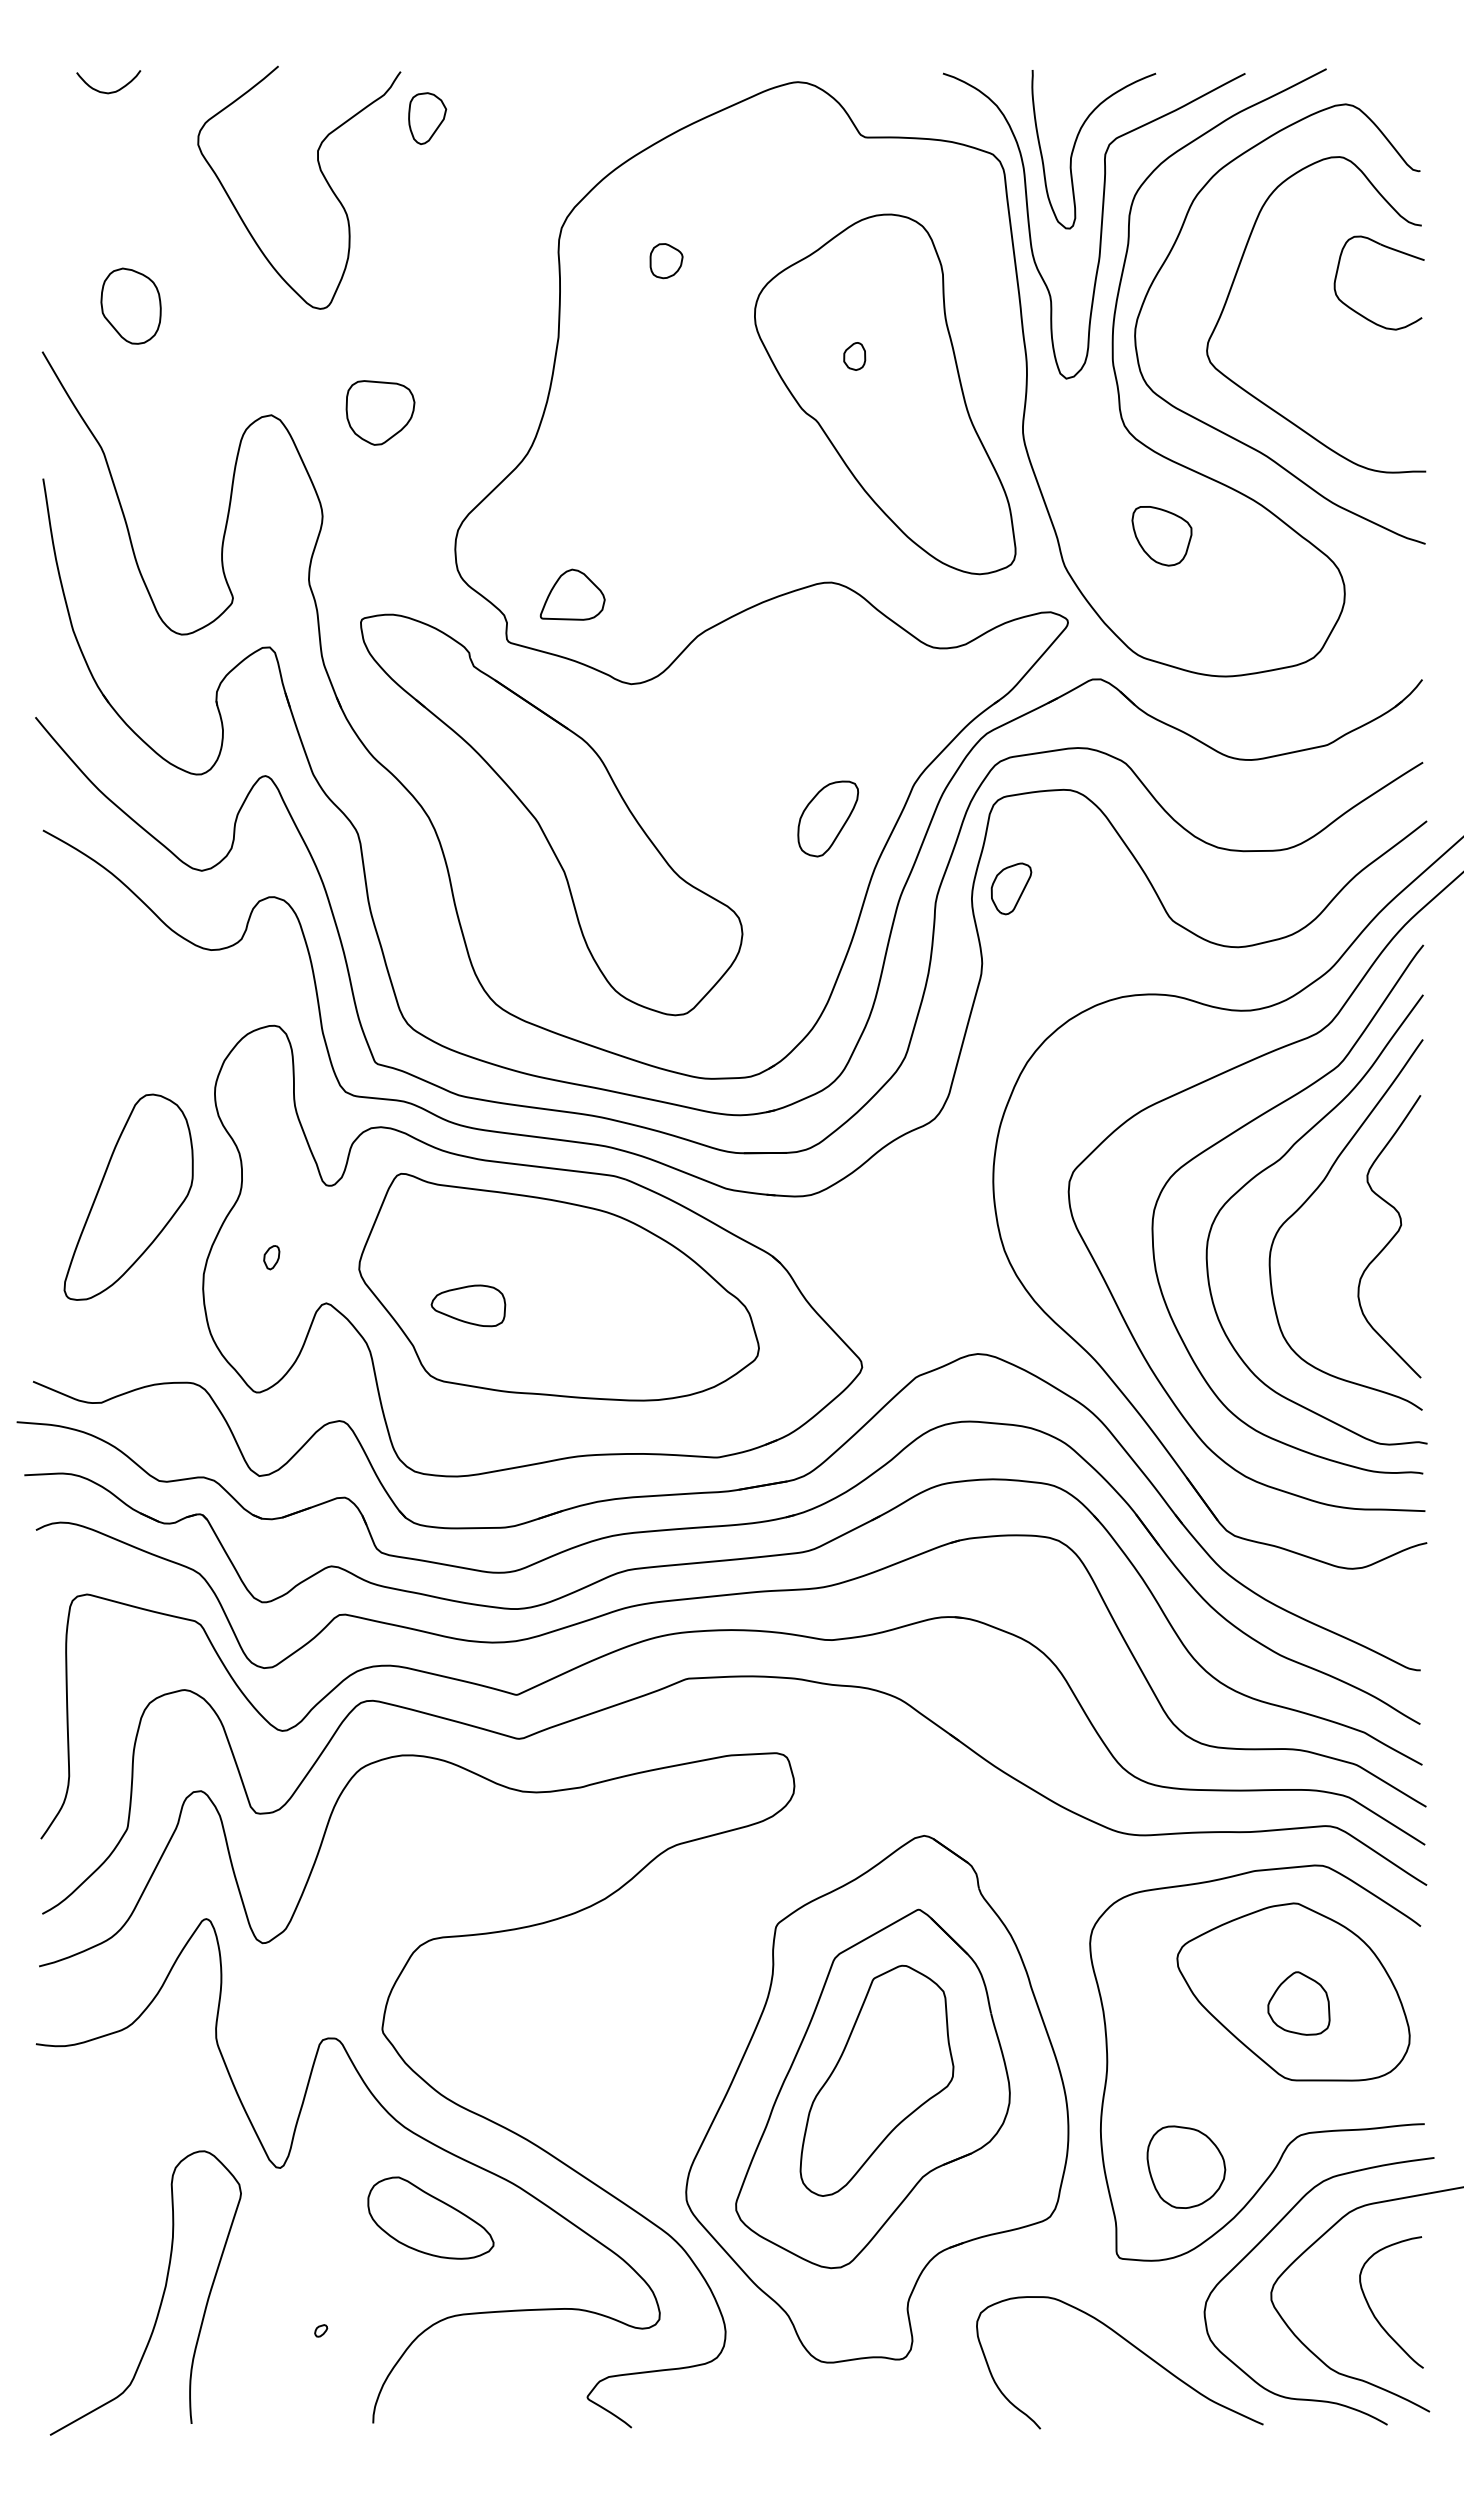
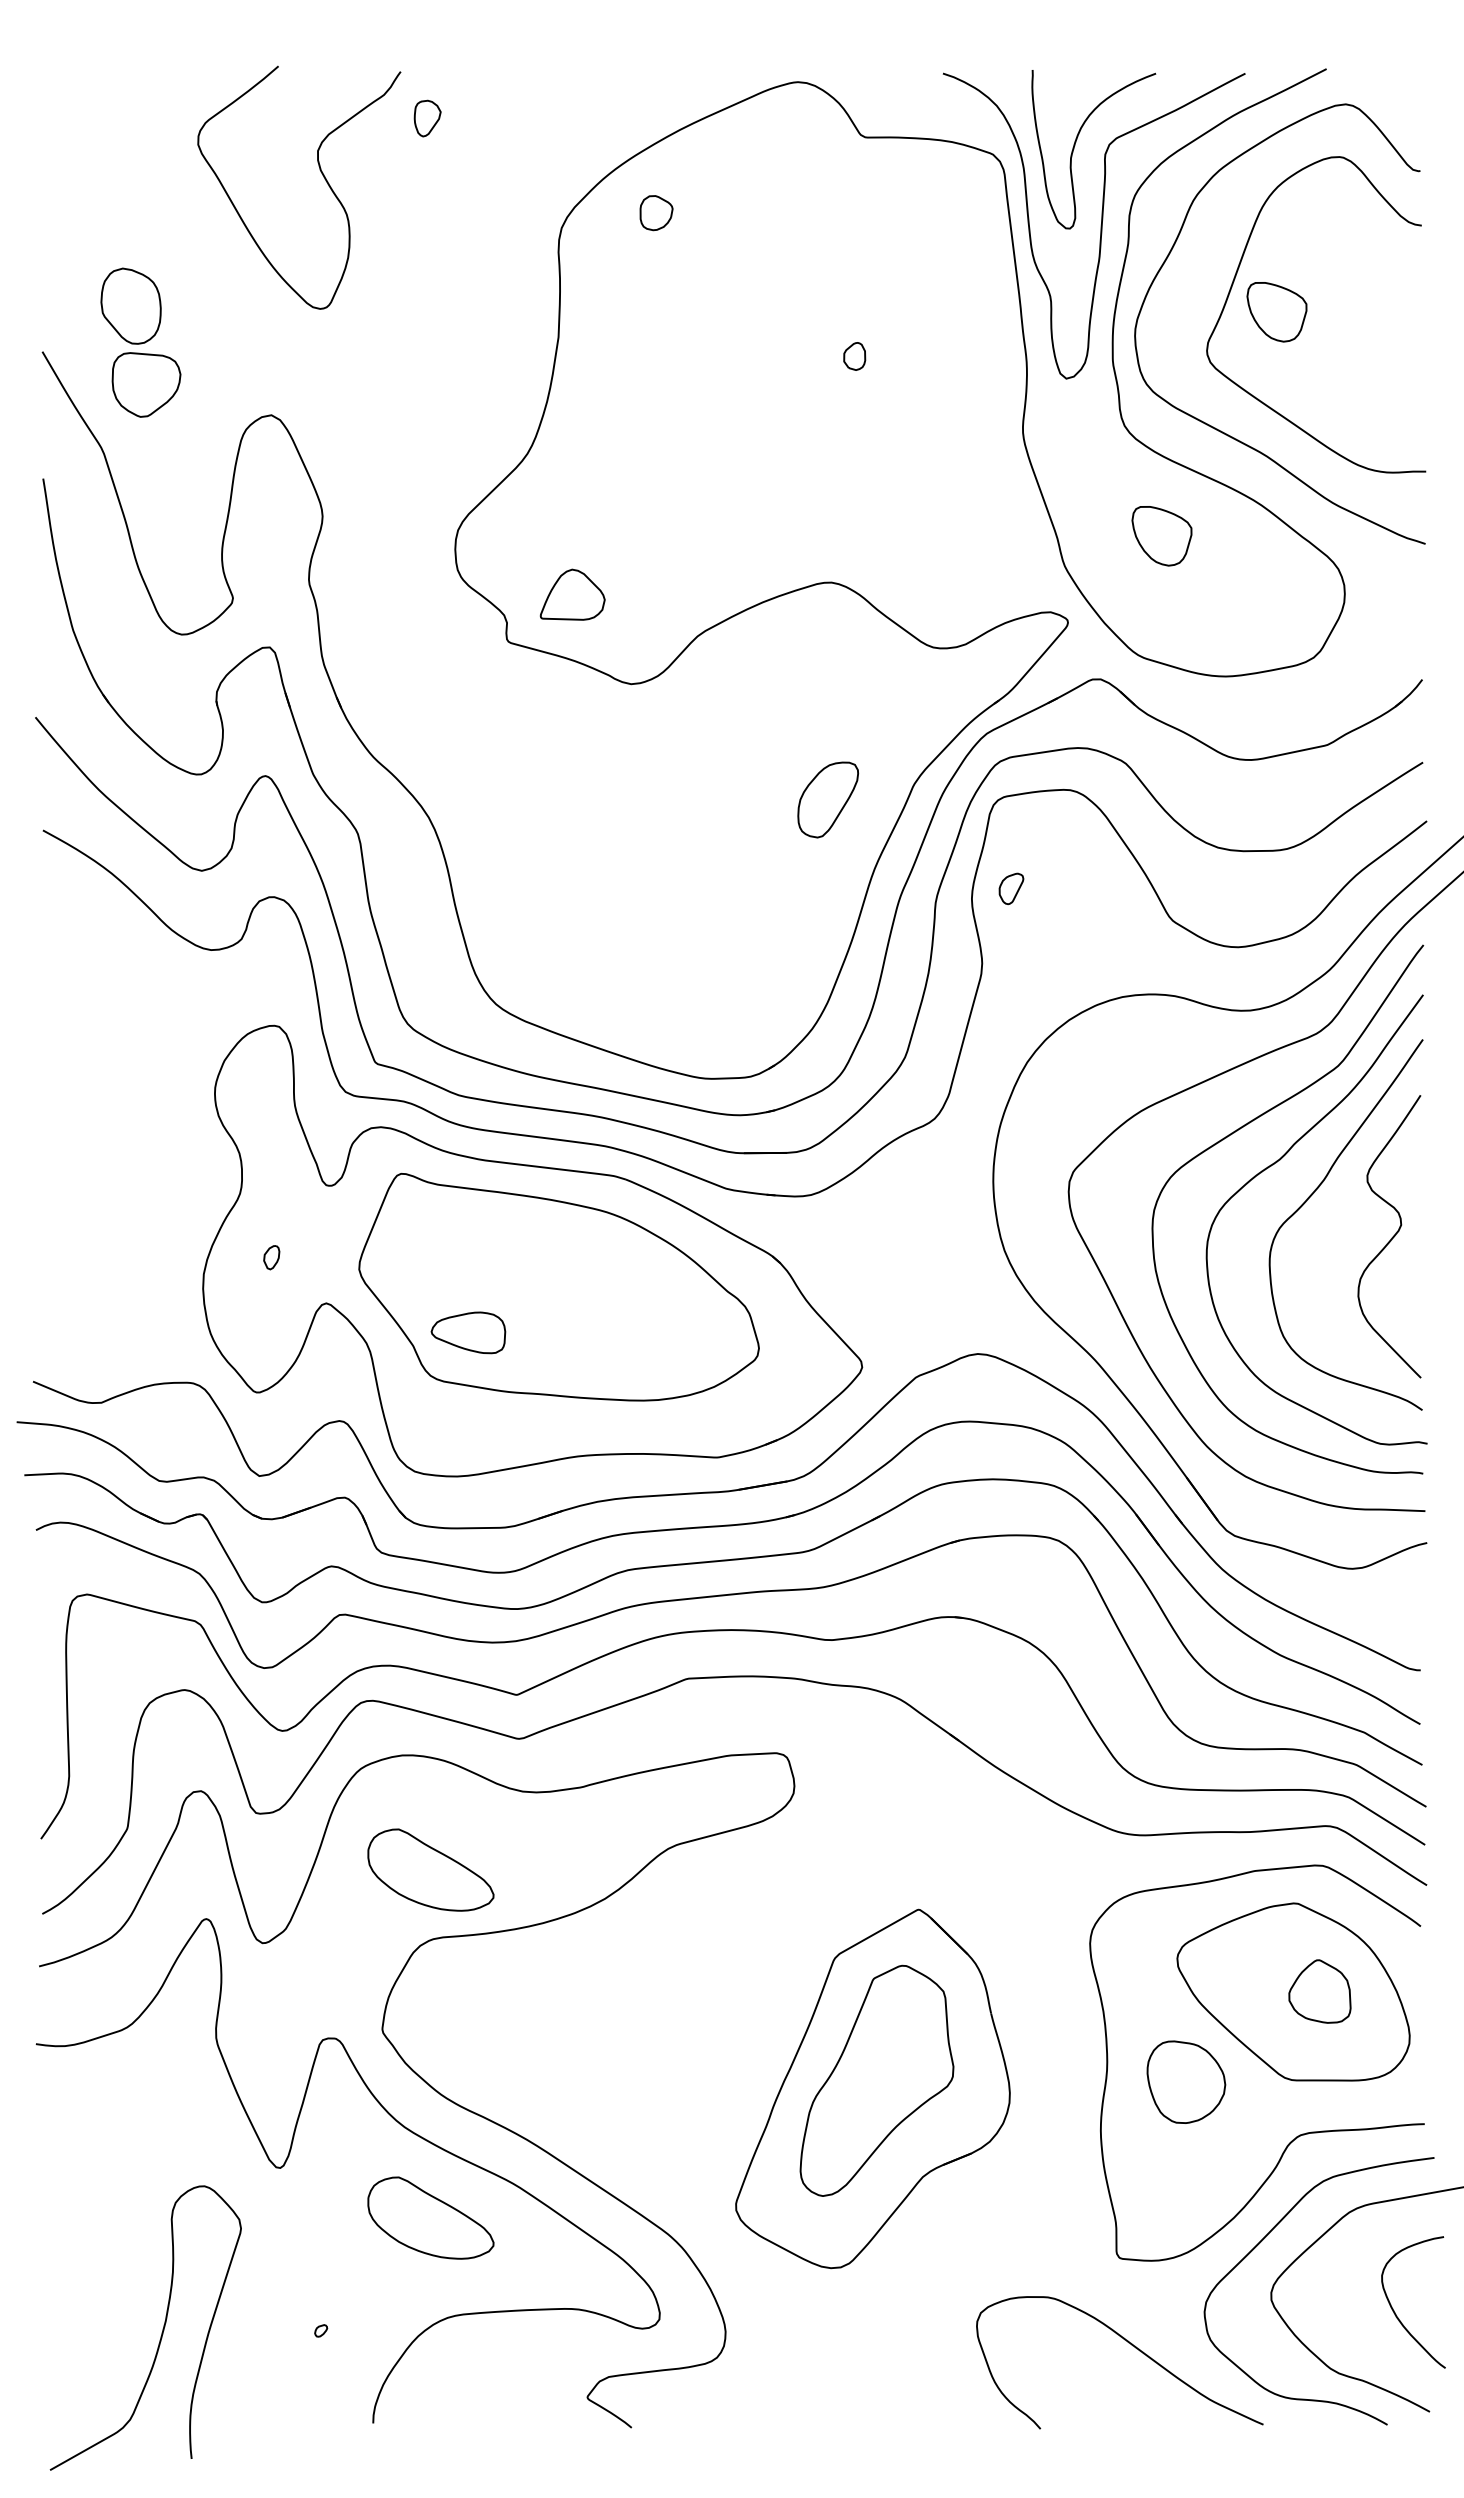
curve: present -> none (111, 91)
part size: 40x53 px -> 29x39 px (427, 118)
part: present -> none (1390, 249)
part position: (666, 261) -> (656, 213) (656, 213)
part: none -> present (1276, 312)
part: present -> none (885, 394)
part position: (380, 412) -> (146, 384) (146, 384)
part: present -> none (551, 814)
part position: (827, 818) -> (827, 799) (827, 799)
part size: 43x54 px -> 27x34 px (1011, 888)
part: present -> none (128, 1196)
part position: (468, 1305) -> (468, 1332) (468, 1332)
part: none -> present (430, 1869)
part position: (1298, 2003) -> (1319, 1991) (1319, 1991)
part: present -> none (877, 2099)
part position: (1186, 2166) -> (1186, 2081) (1186, 2081)
curve position: (161, 2297) -> (161, 2332) (161, 2332)
curve position: (1373, 2312) -> (1395, 2312) (1395, 2312)
